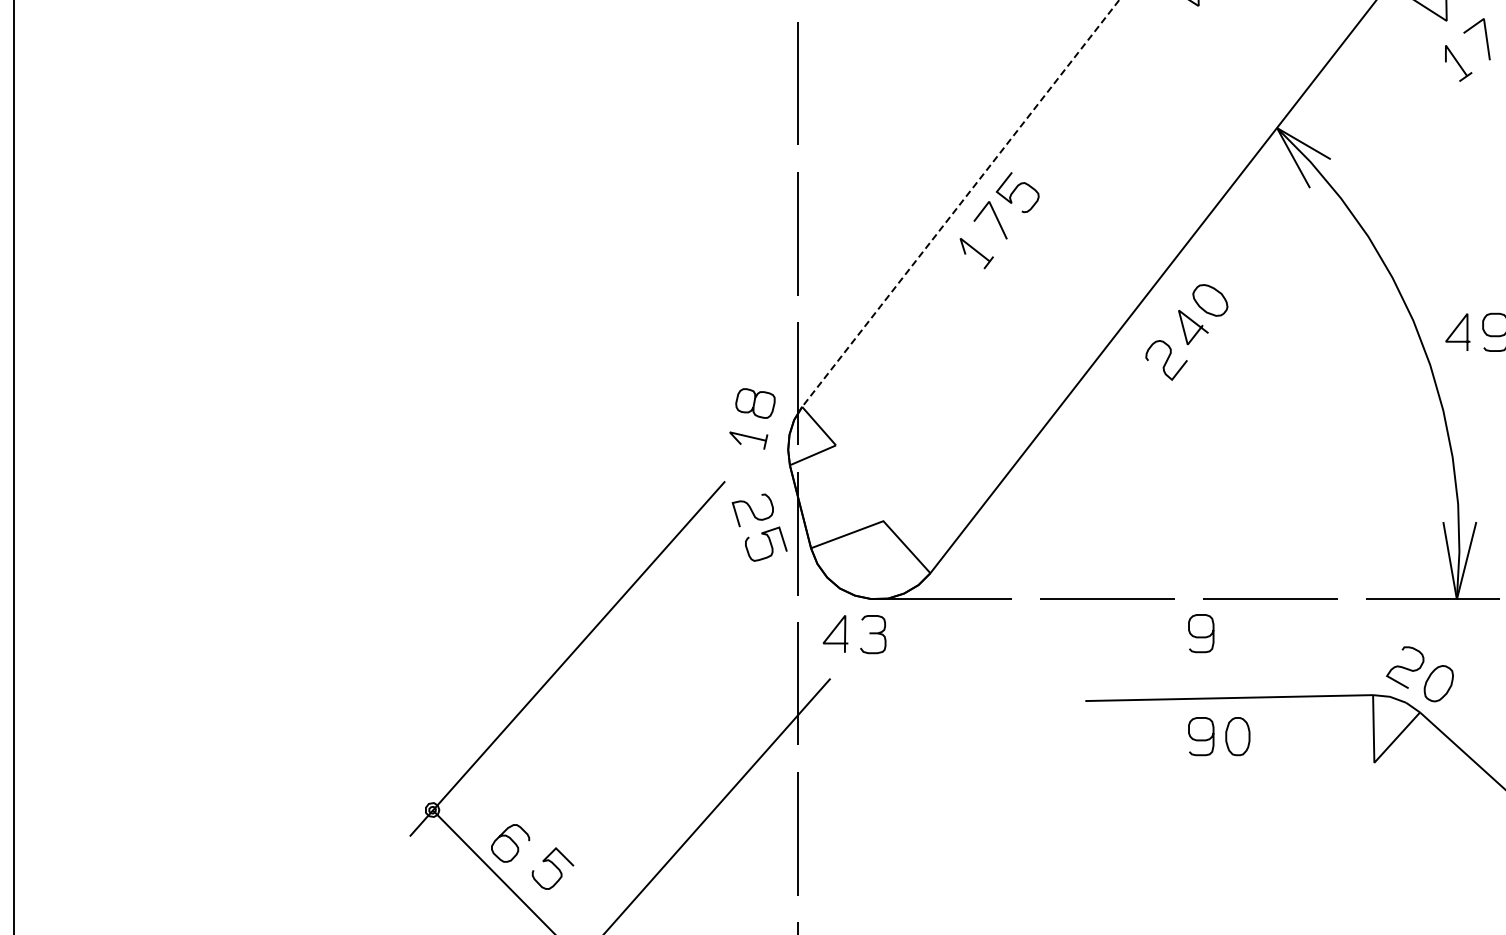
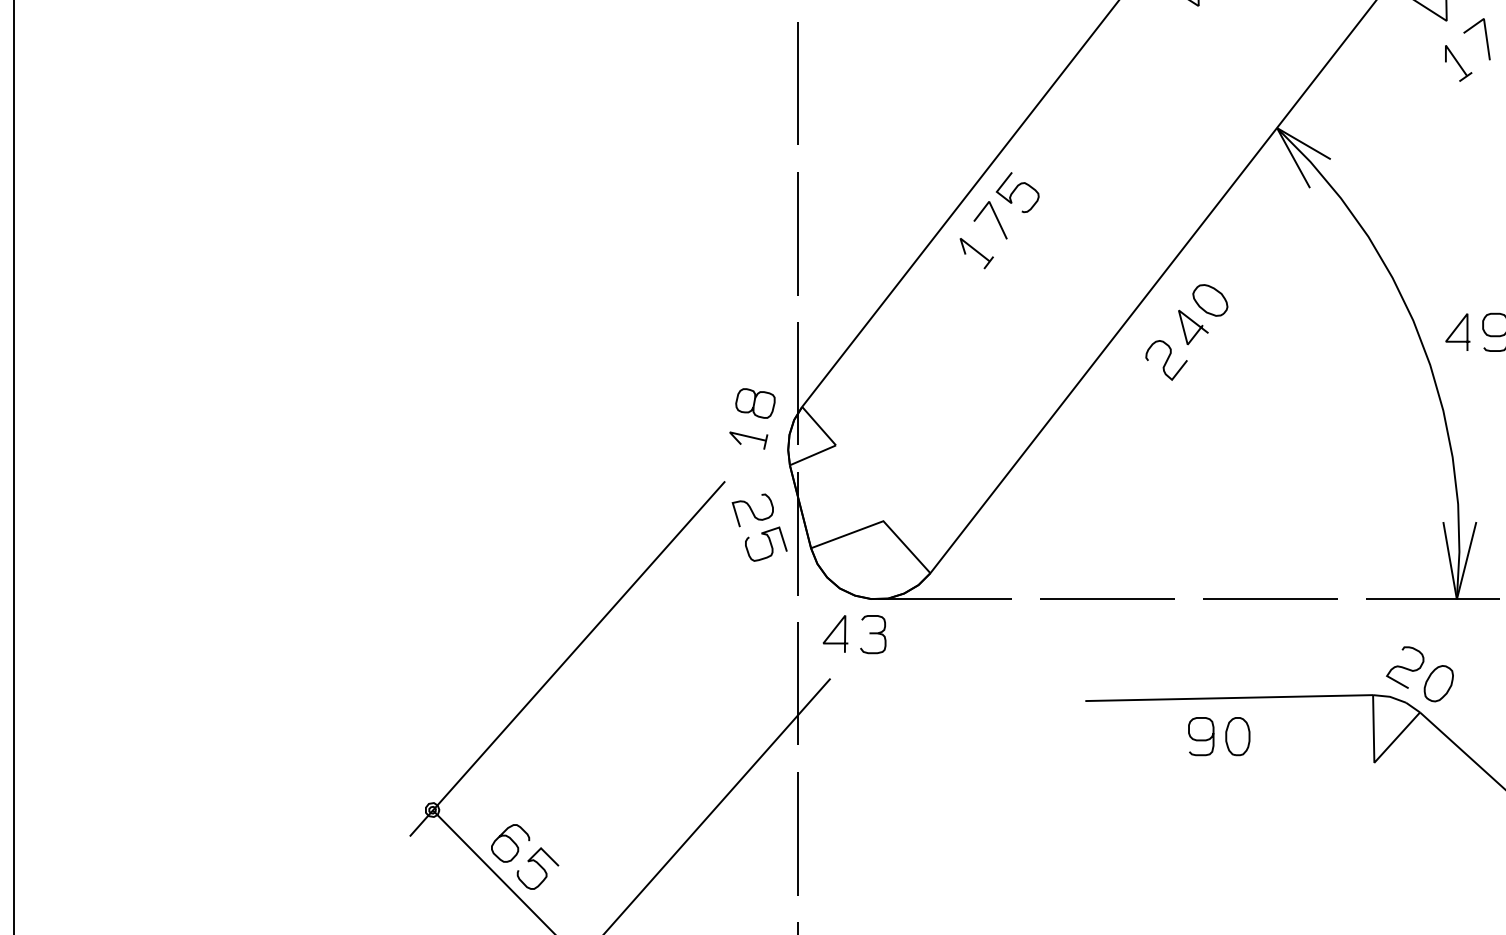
line: dashed -> solid (960, 203)
curve: present -> none (1201, 636)
curve position: (554, 866) -> (539, 866) (539, 866)
